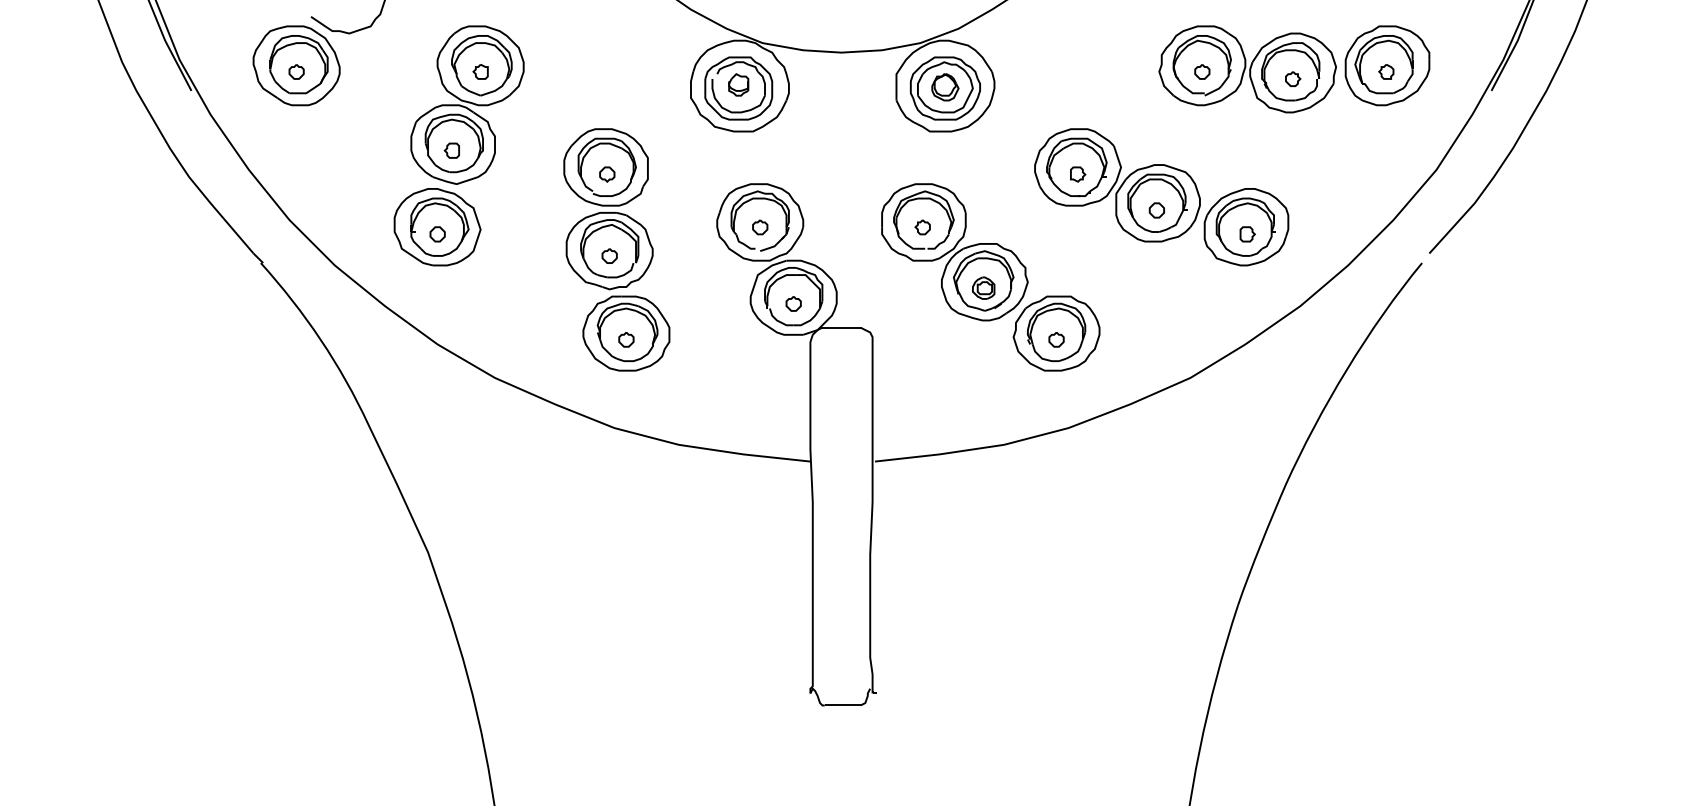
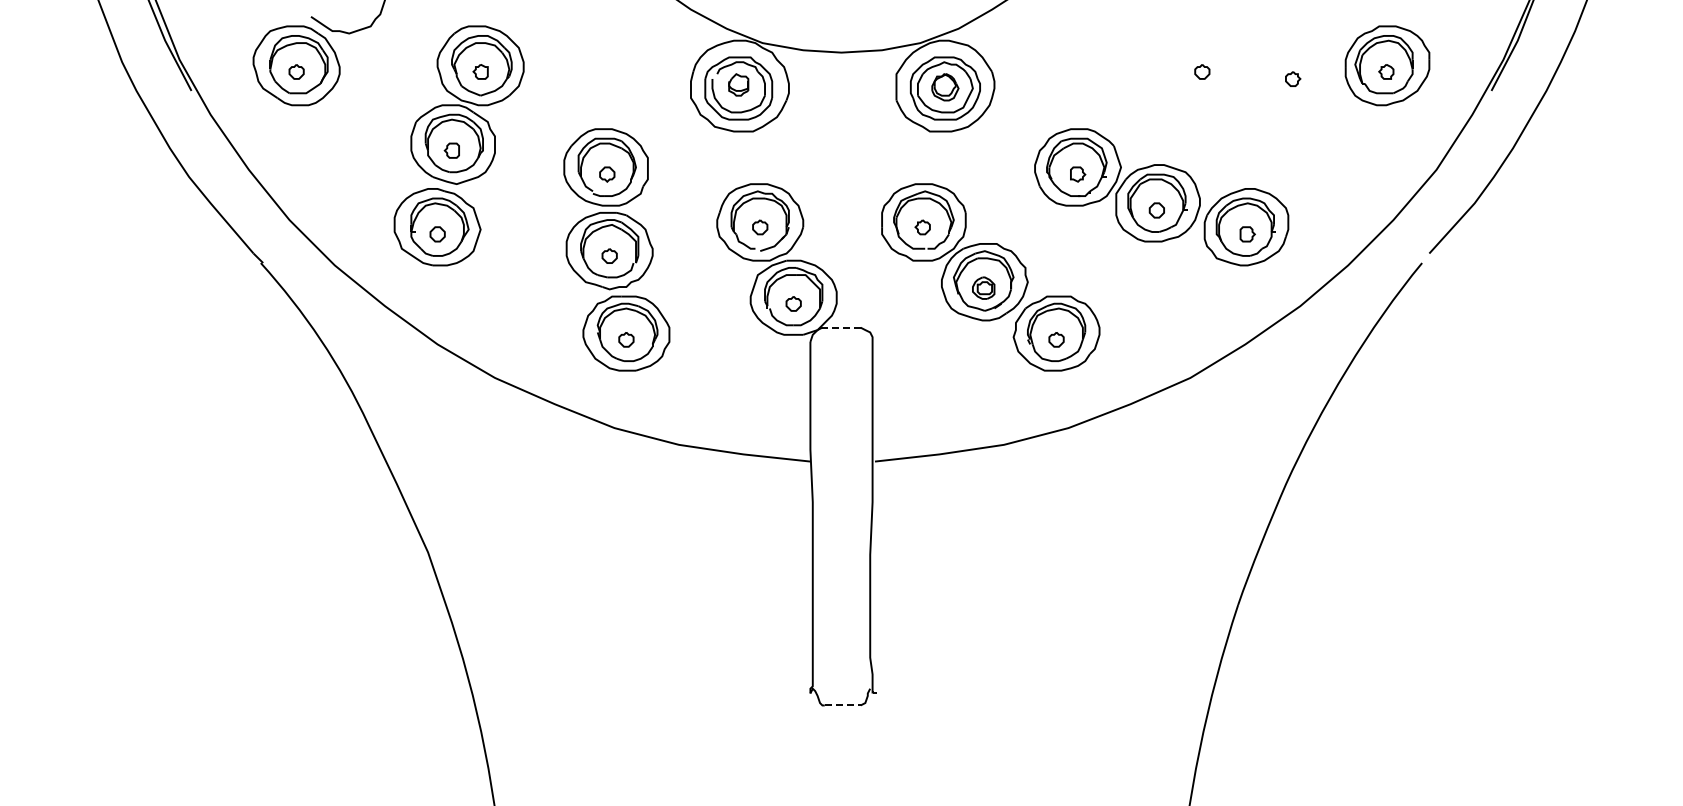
part: present -> none (1247, 69)
line: solid -> dashed (841, 327)
line: solid -> dashed (842, 705)
